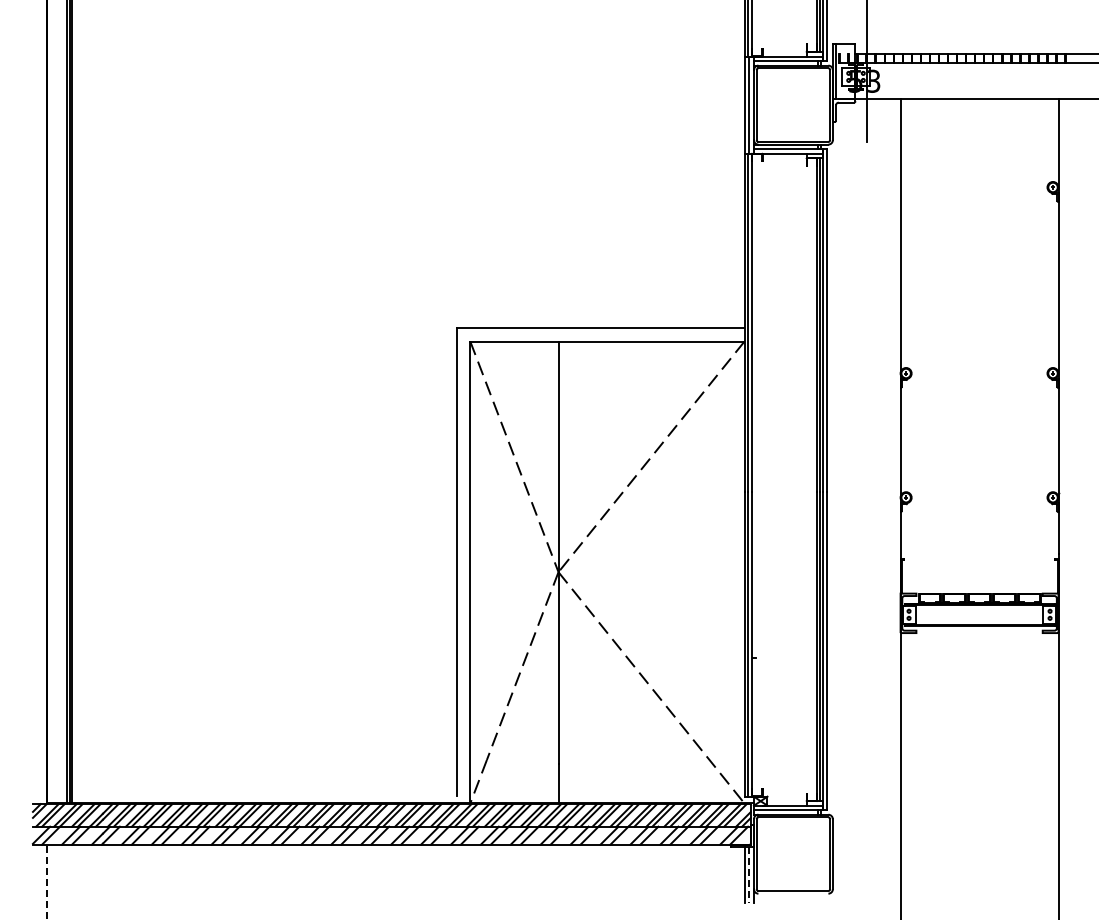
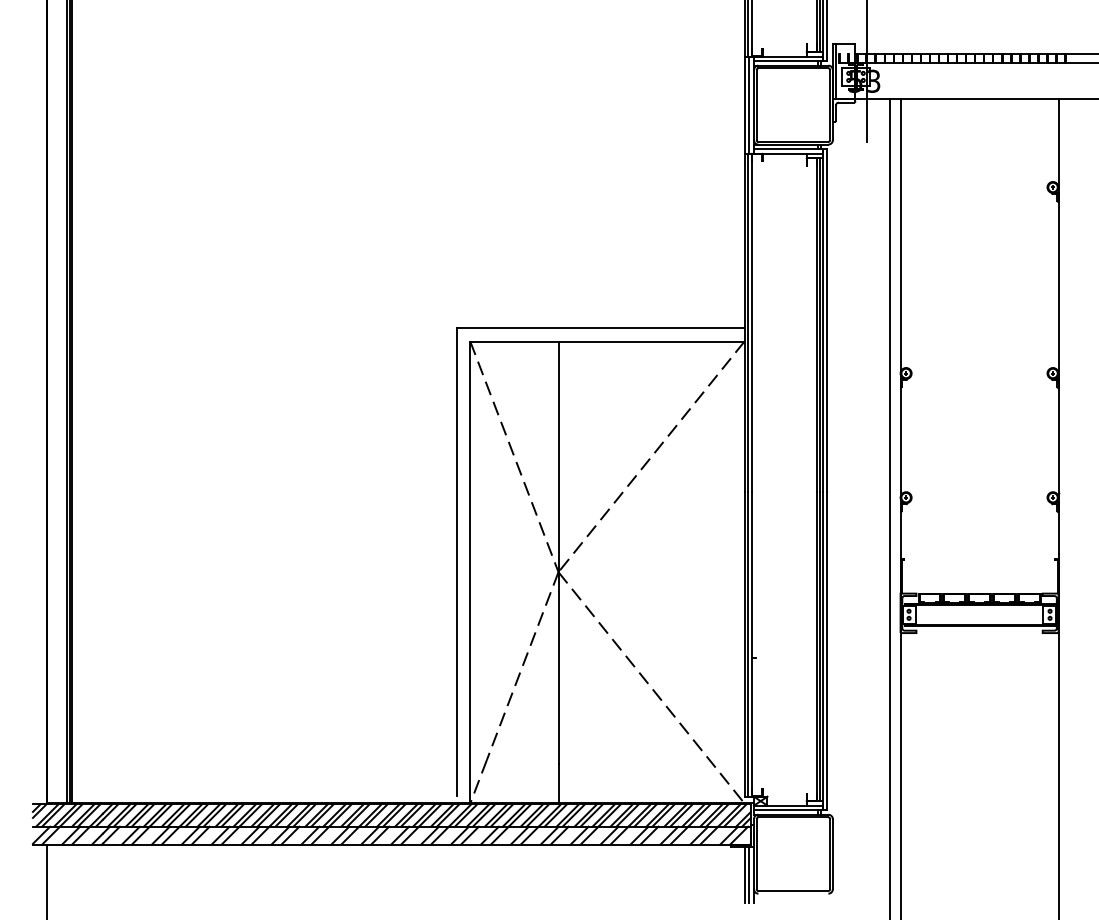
line: none -> present (890, 507)
line: dashed -> solid (749, 875)
line: dashed -> solid (46, 881)
